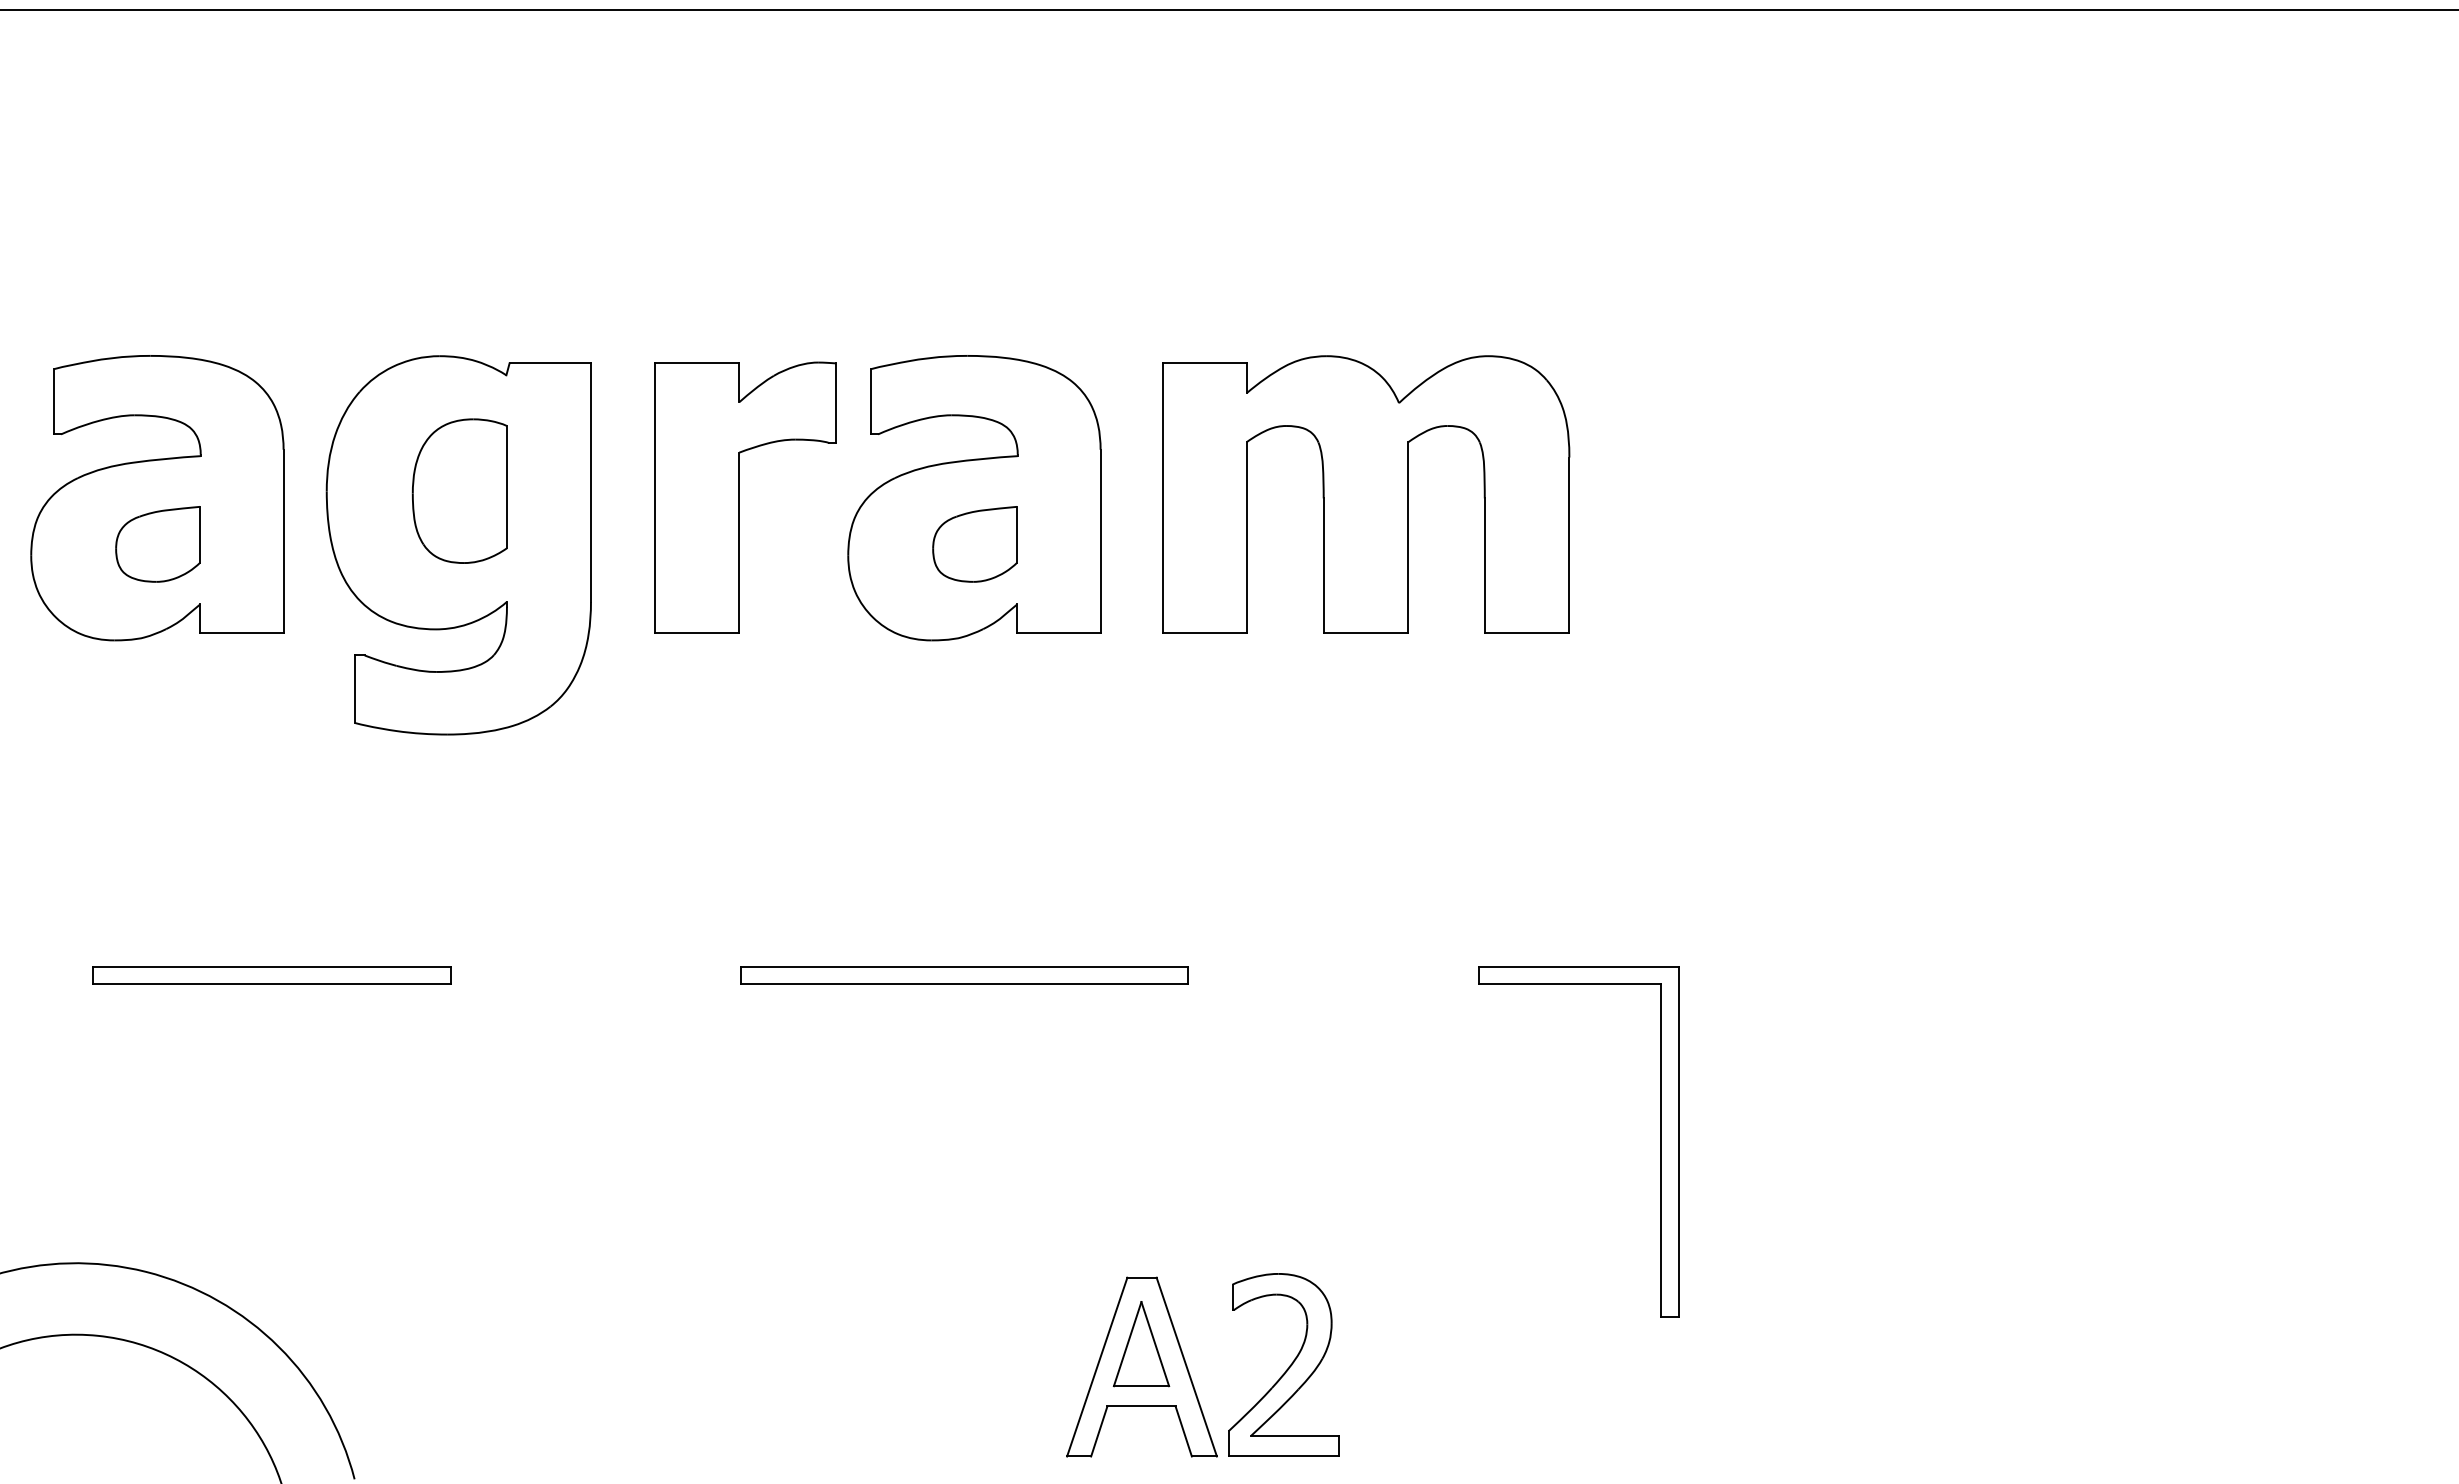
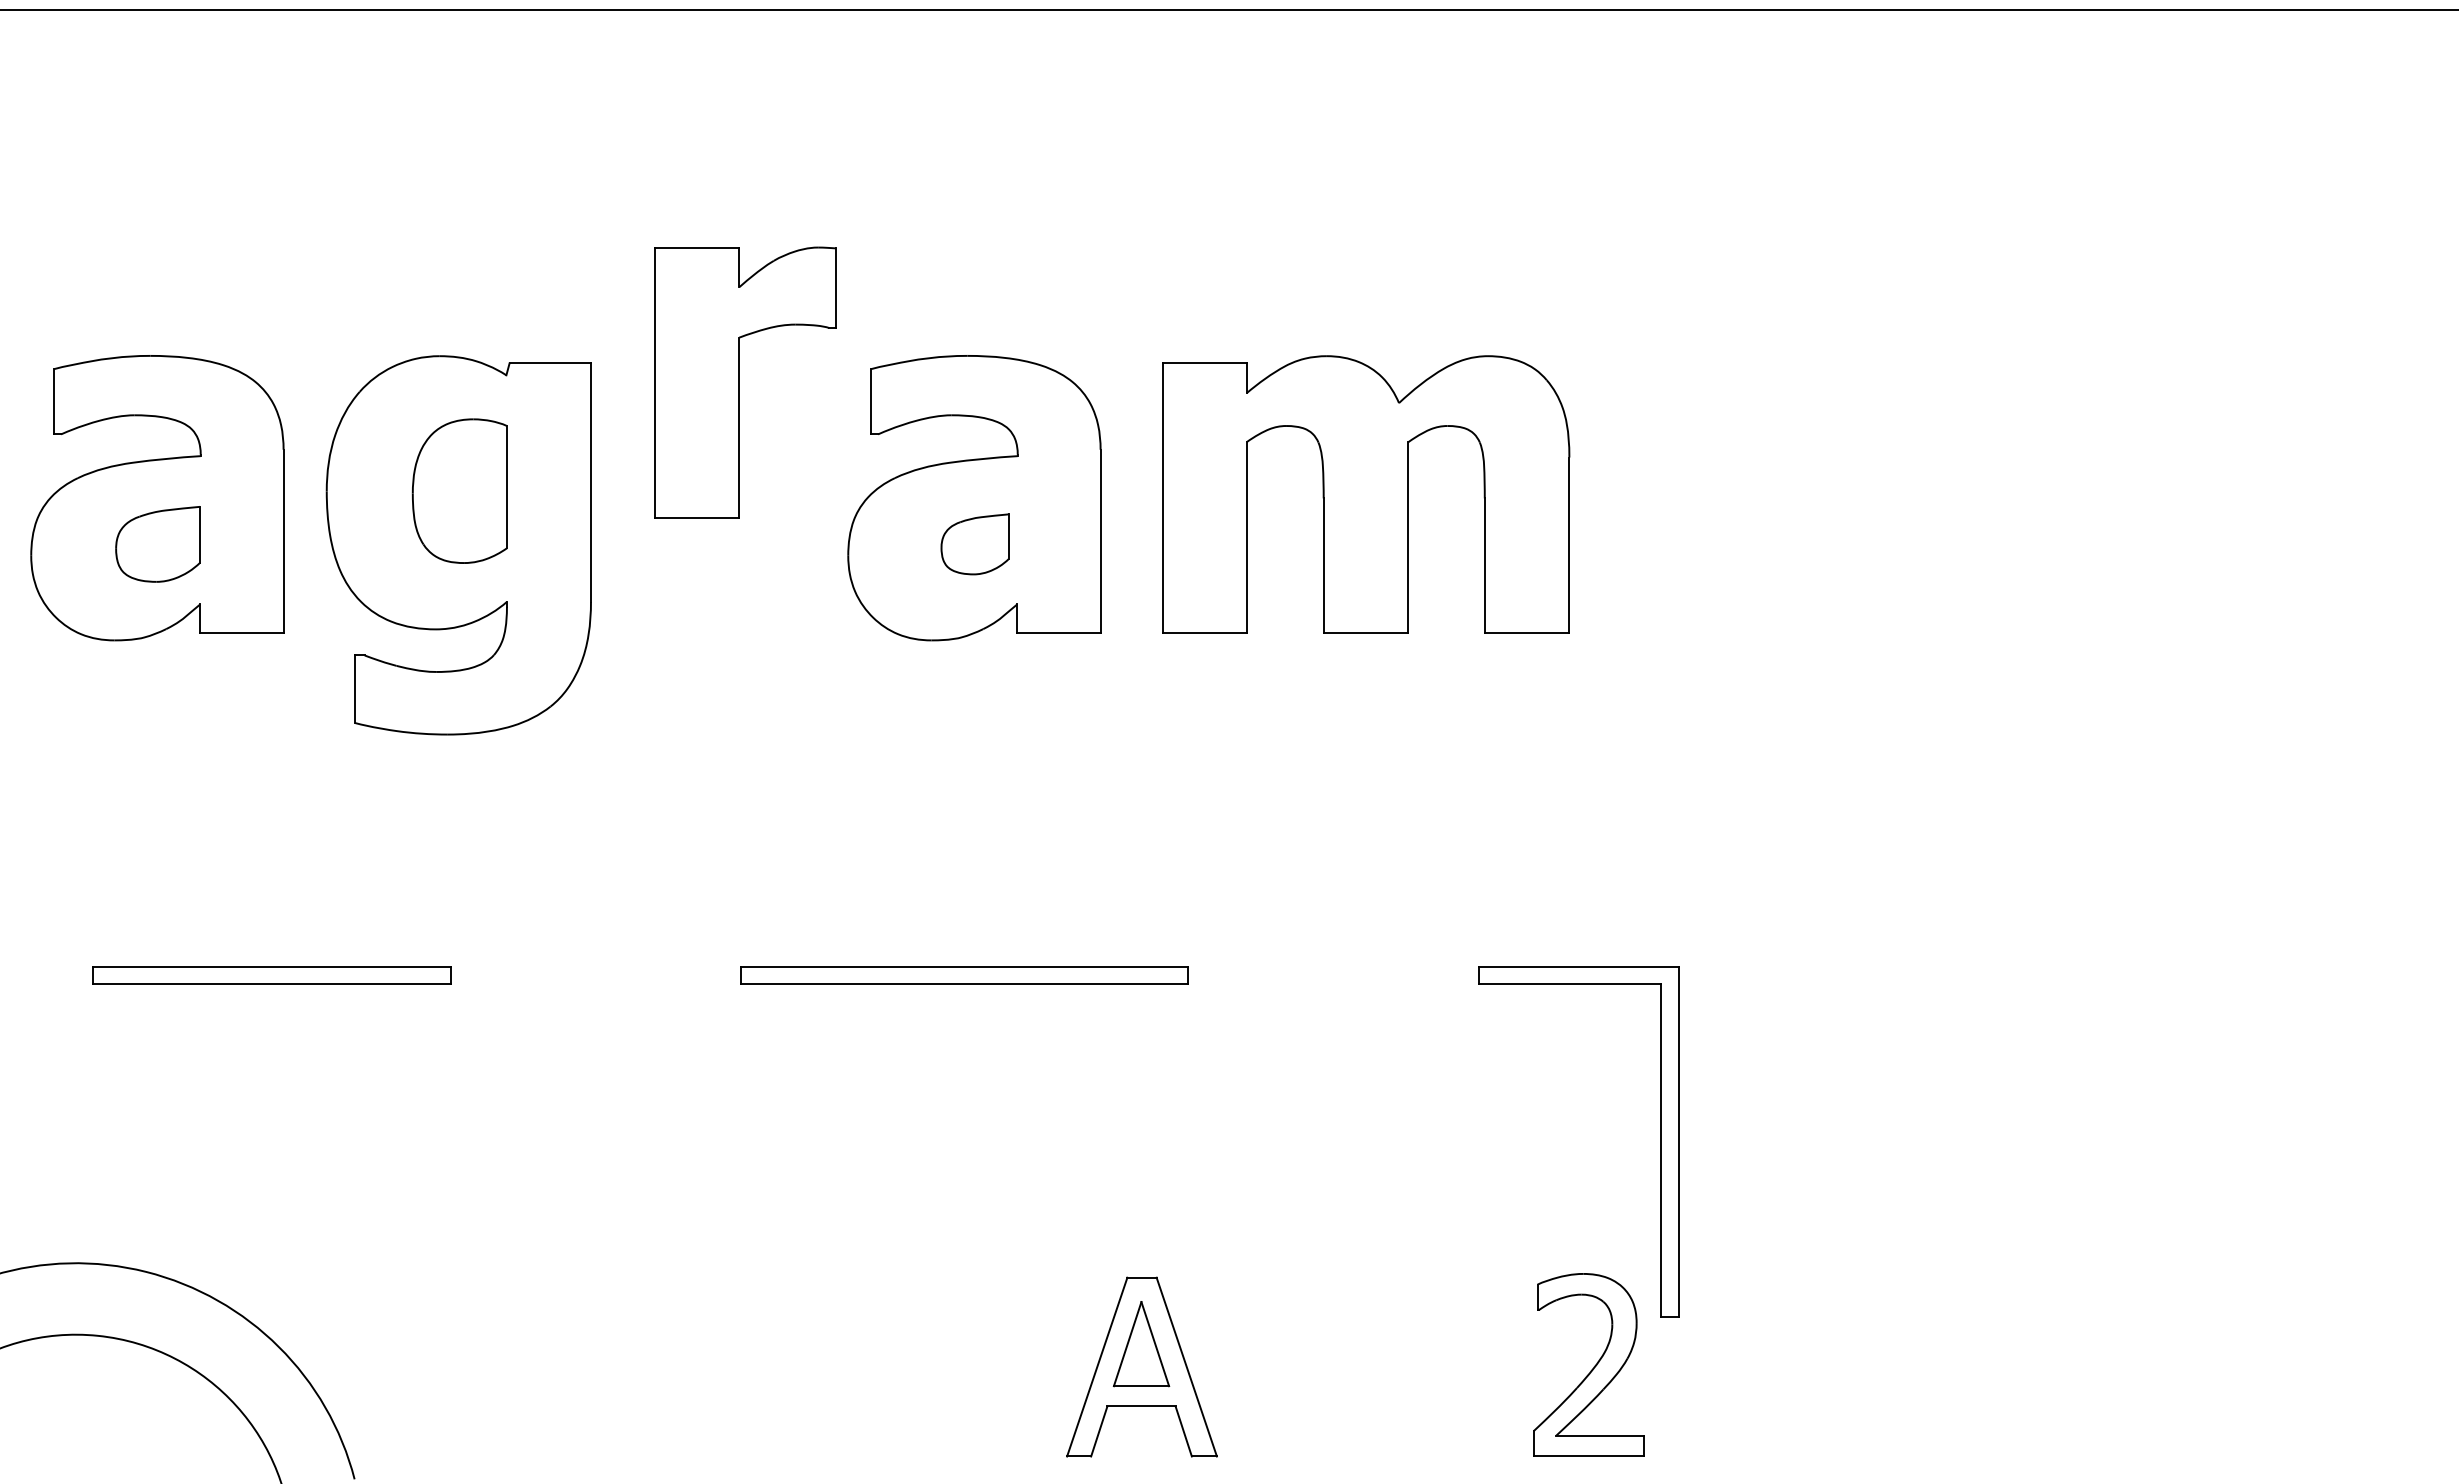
part position: (745, 497) -> (745, 382) (745, 382)
part size: 86x77 px -> 70x63 px (974, 544)
part position: (1283, 1364) -> (1588, 1364) (1588, 1364)
